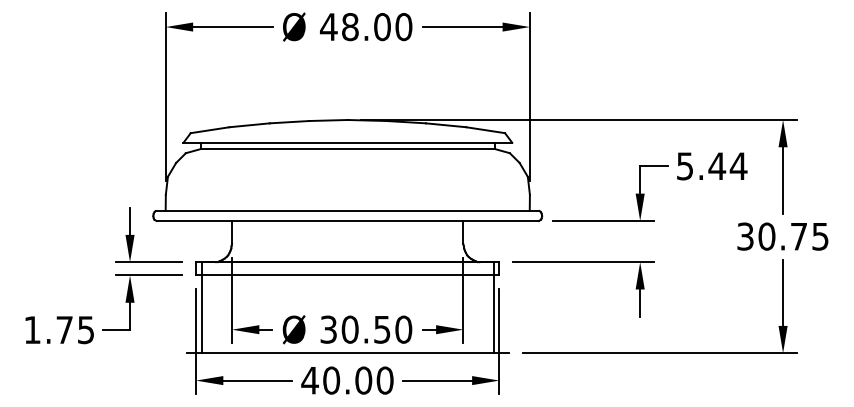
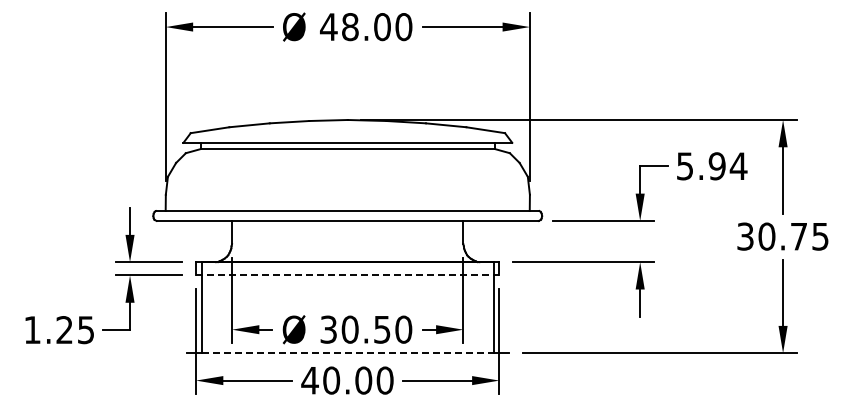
text: 5.44 -> 5.94 (717, 166)
line: solid -> dashed (347, 275)
text: 1.75 -> 1.25 (64, 329)
line: solid -> dashed (348, 353)
